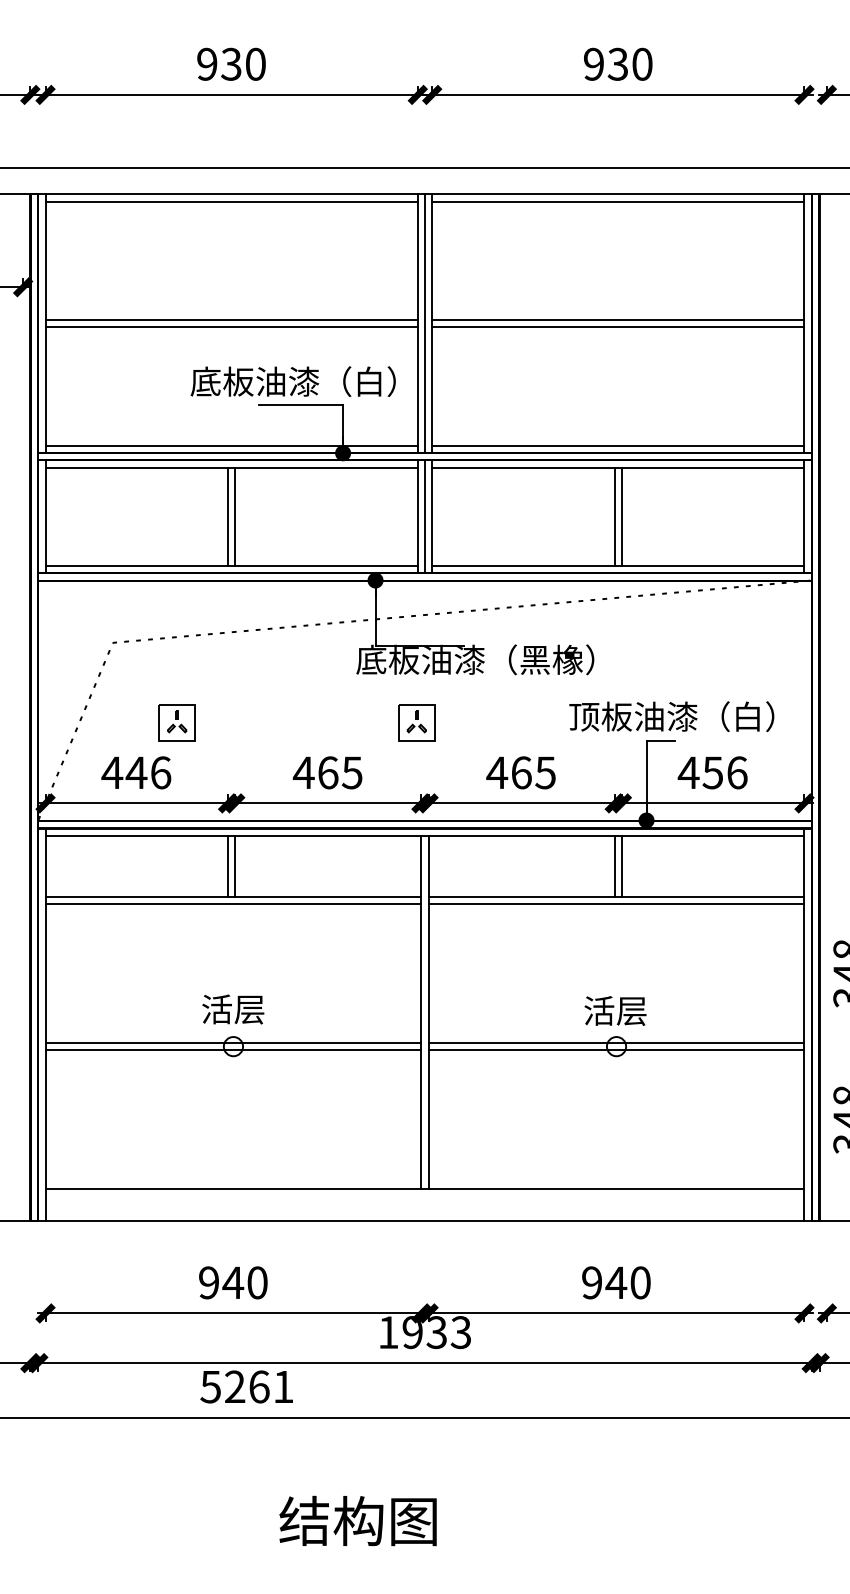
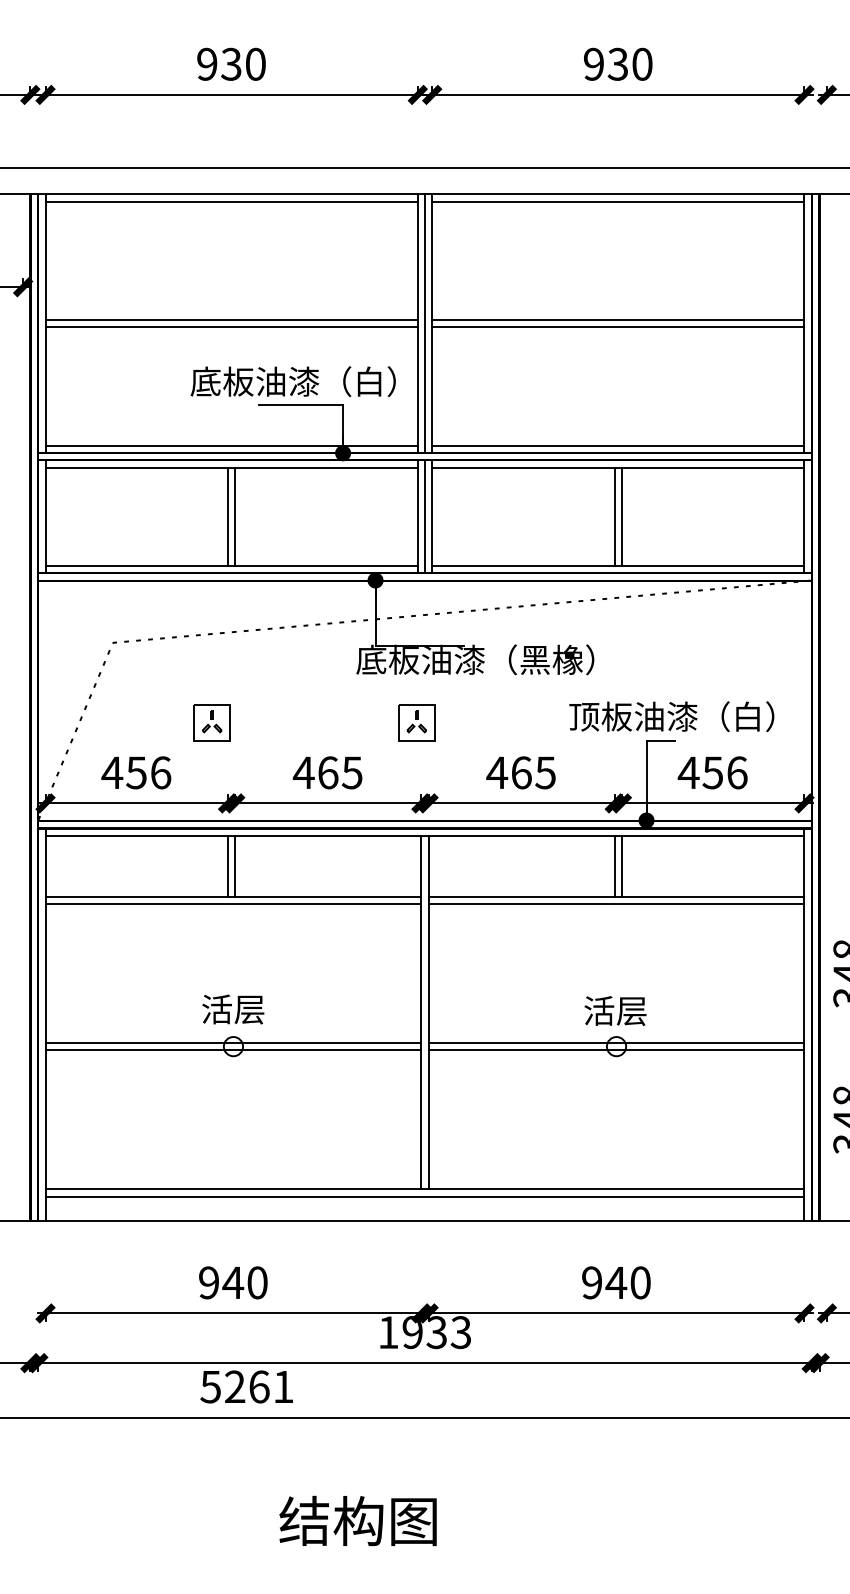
part position: (176, 722) -> (211, 722) (211, 722)
text: 446 -> 456 (136, 772)
line: none -> present (424, 1196)
